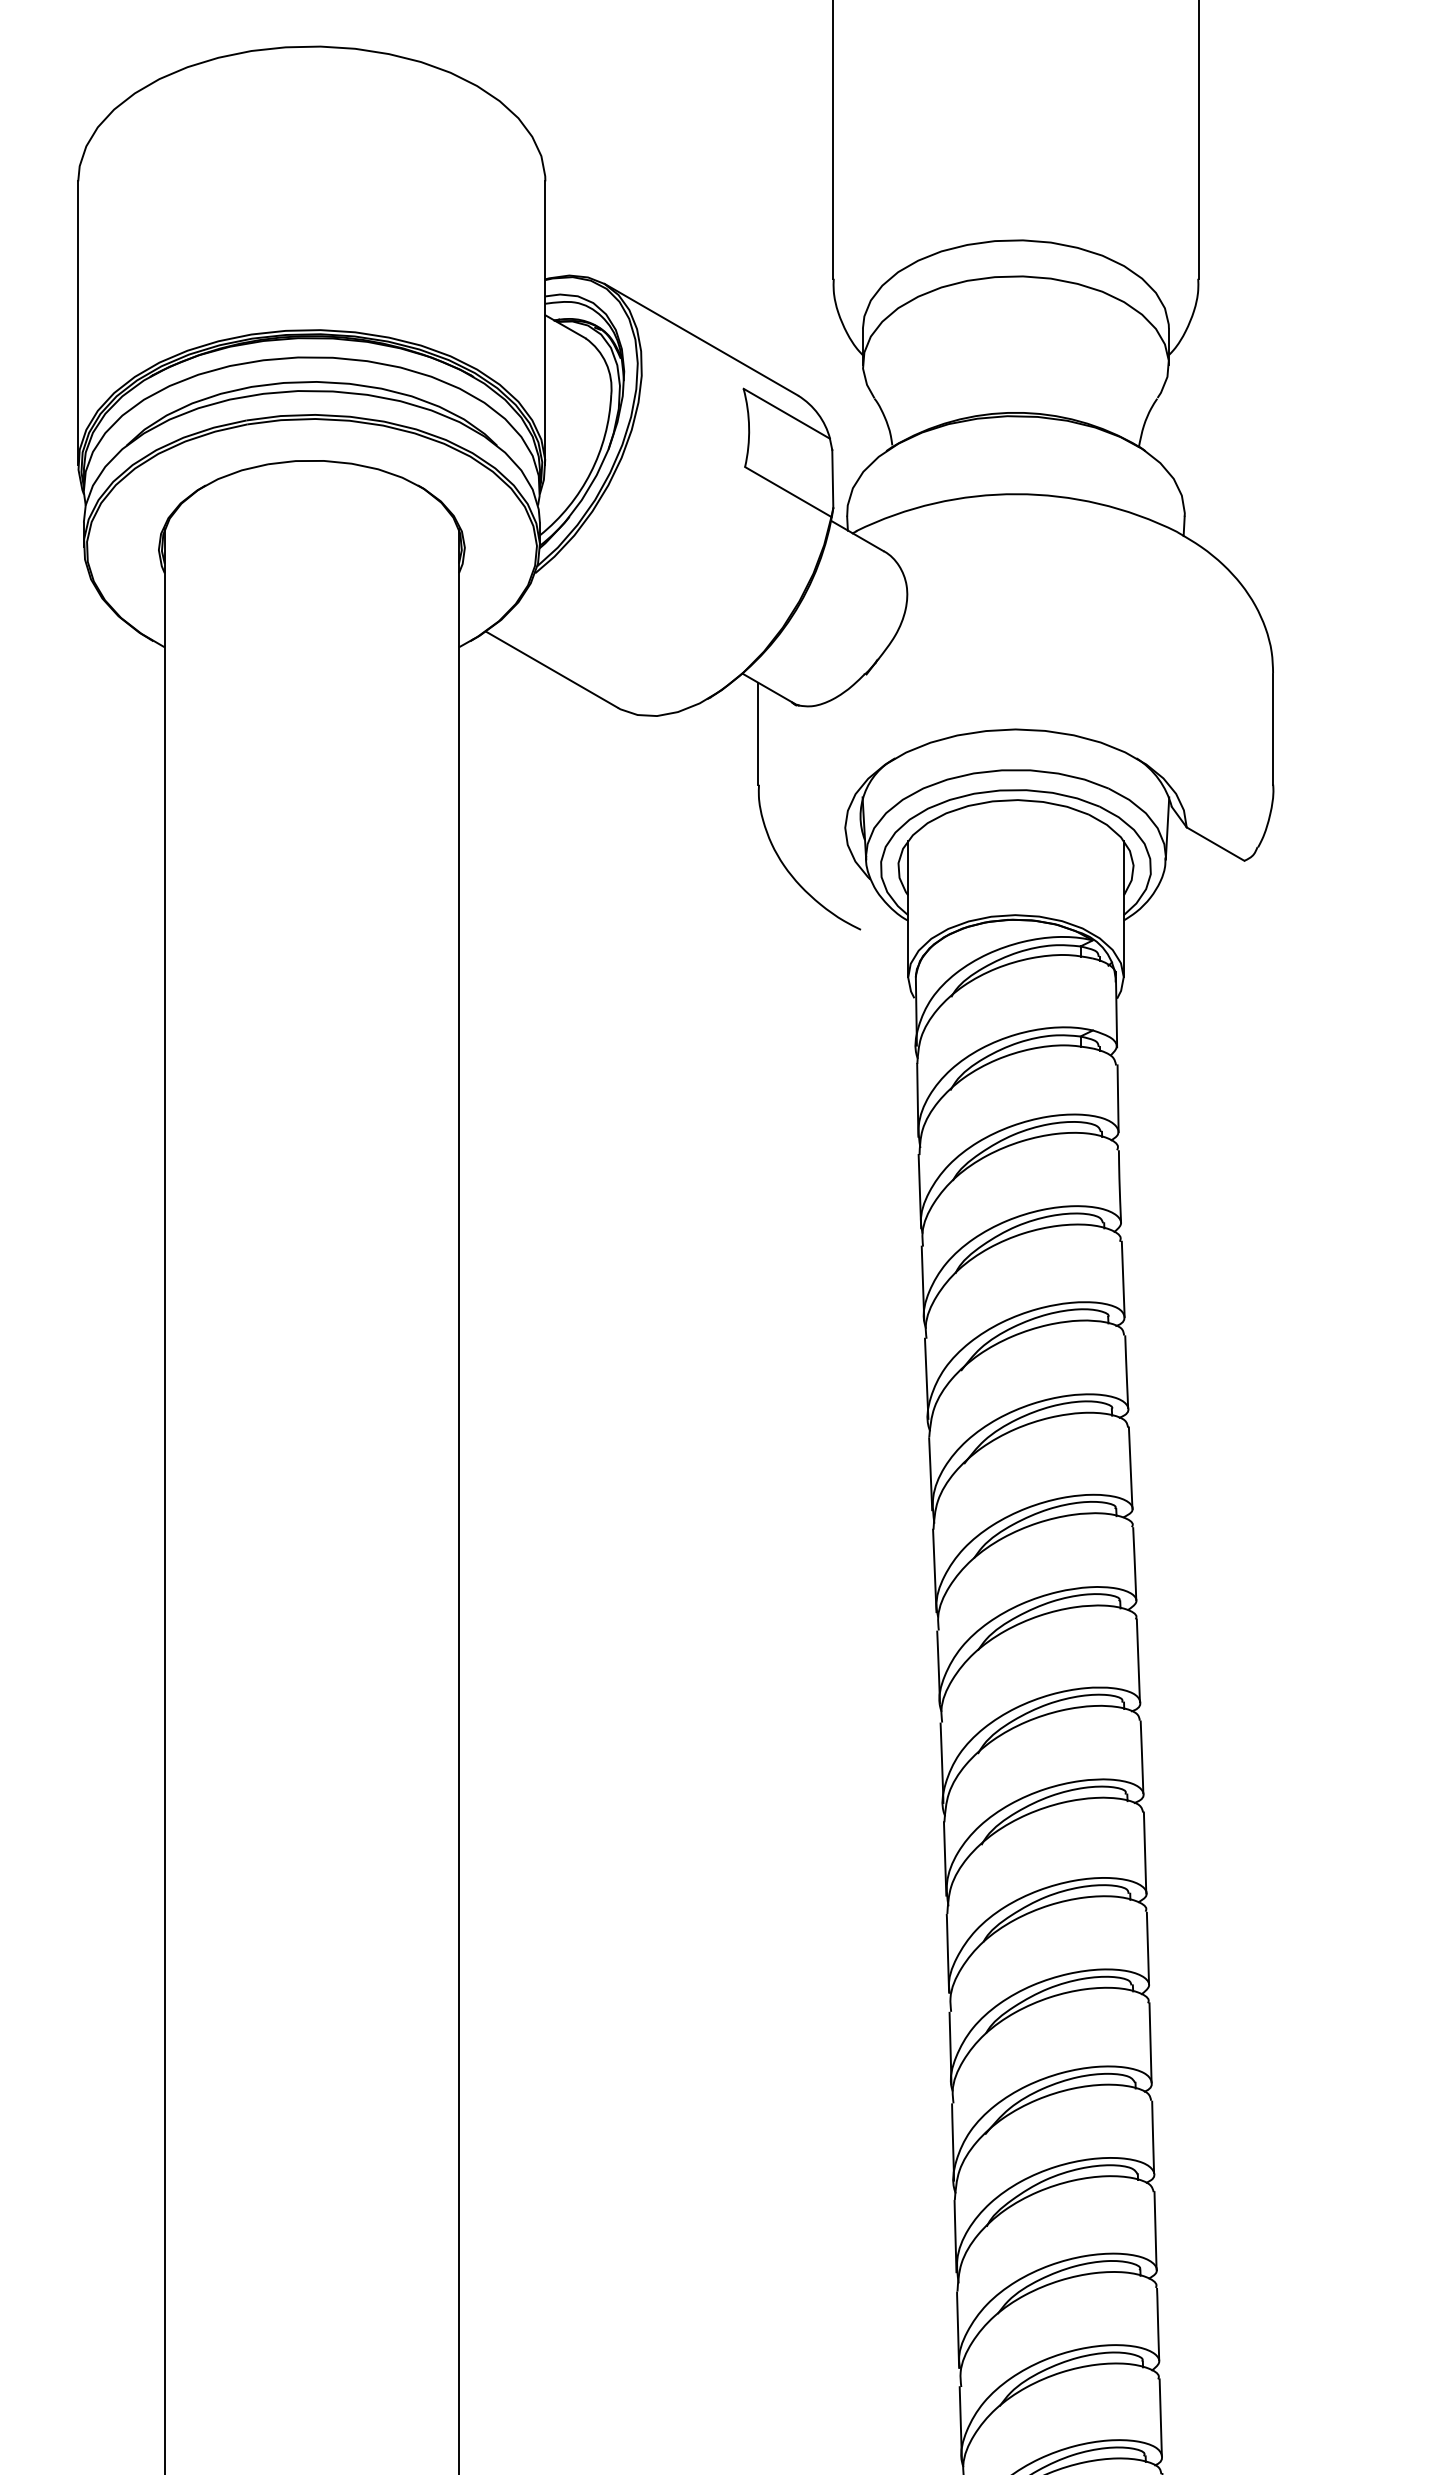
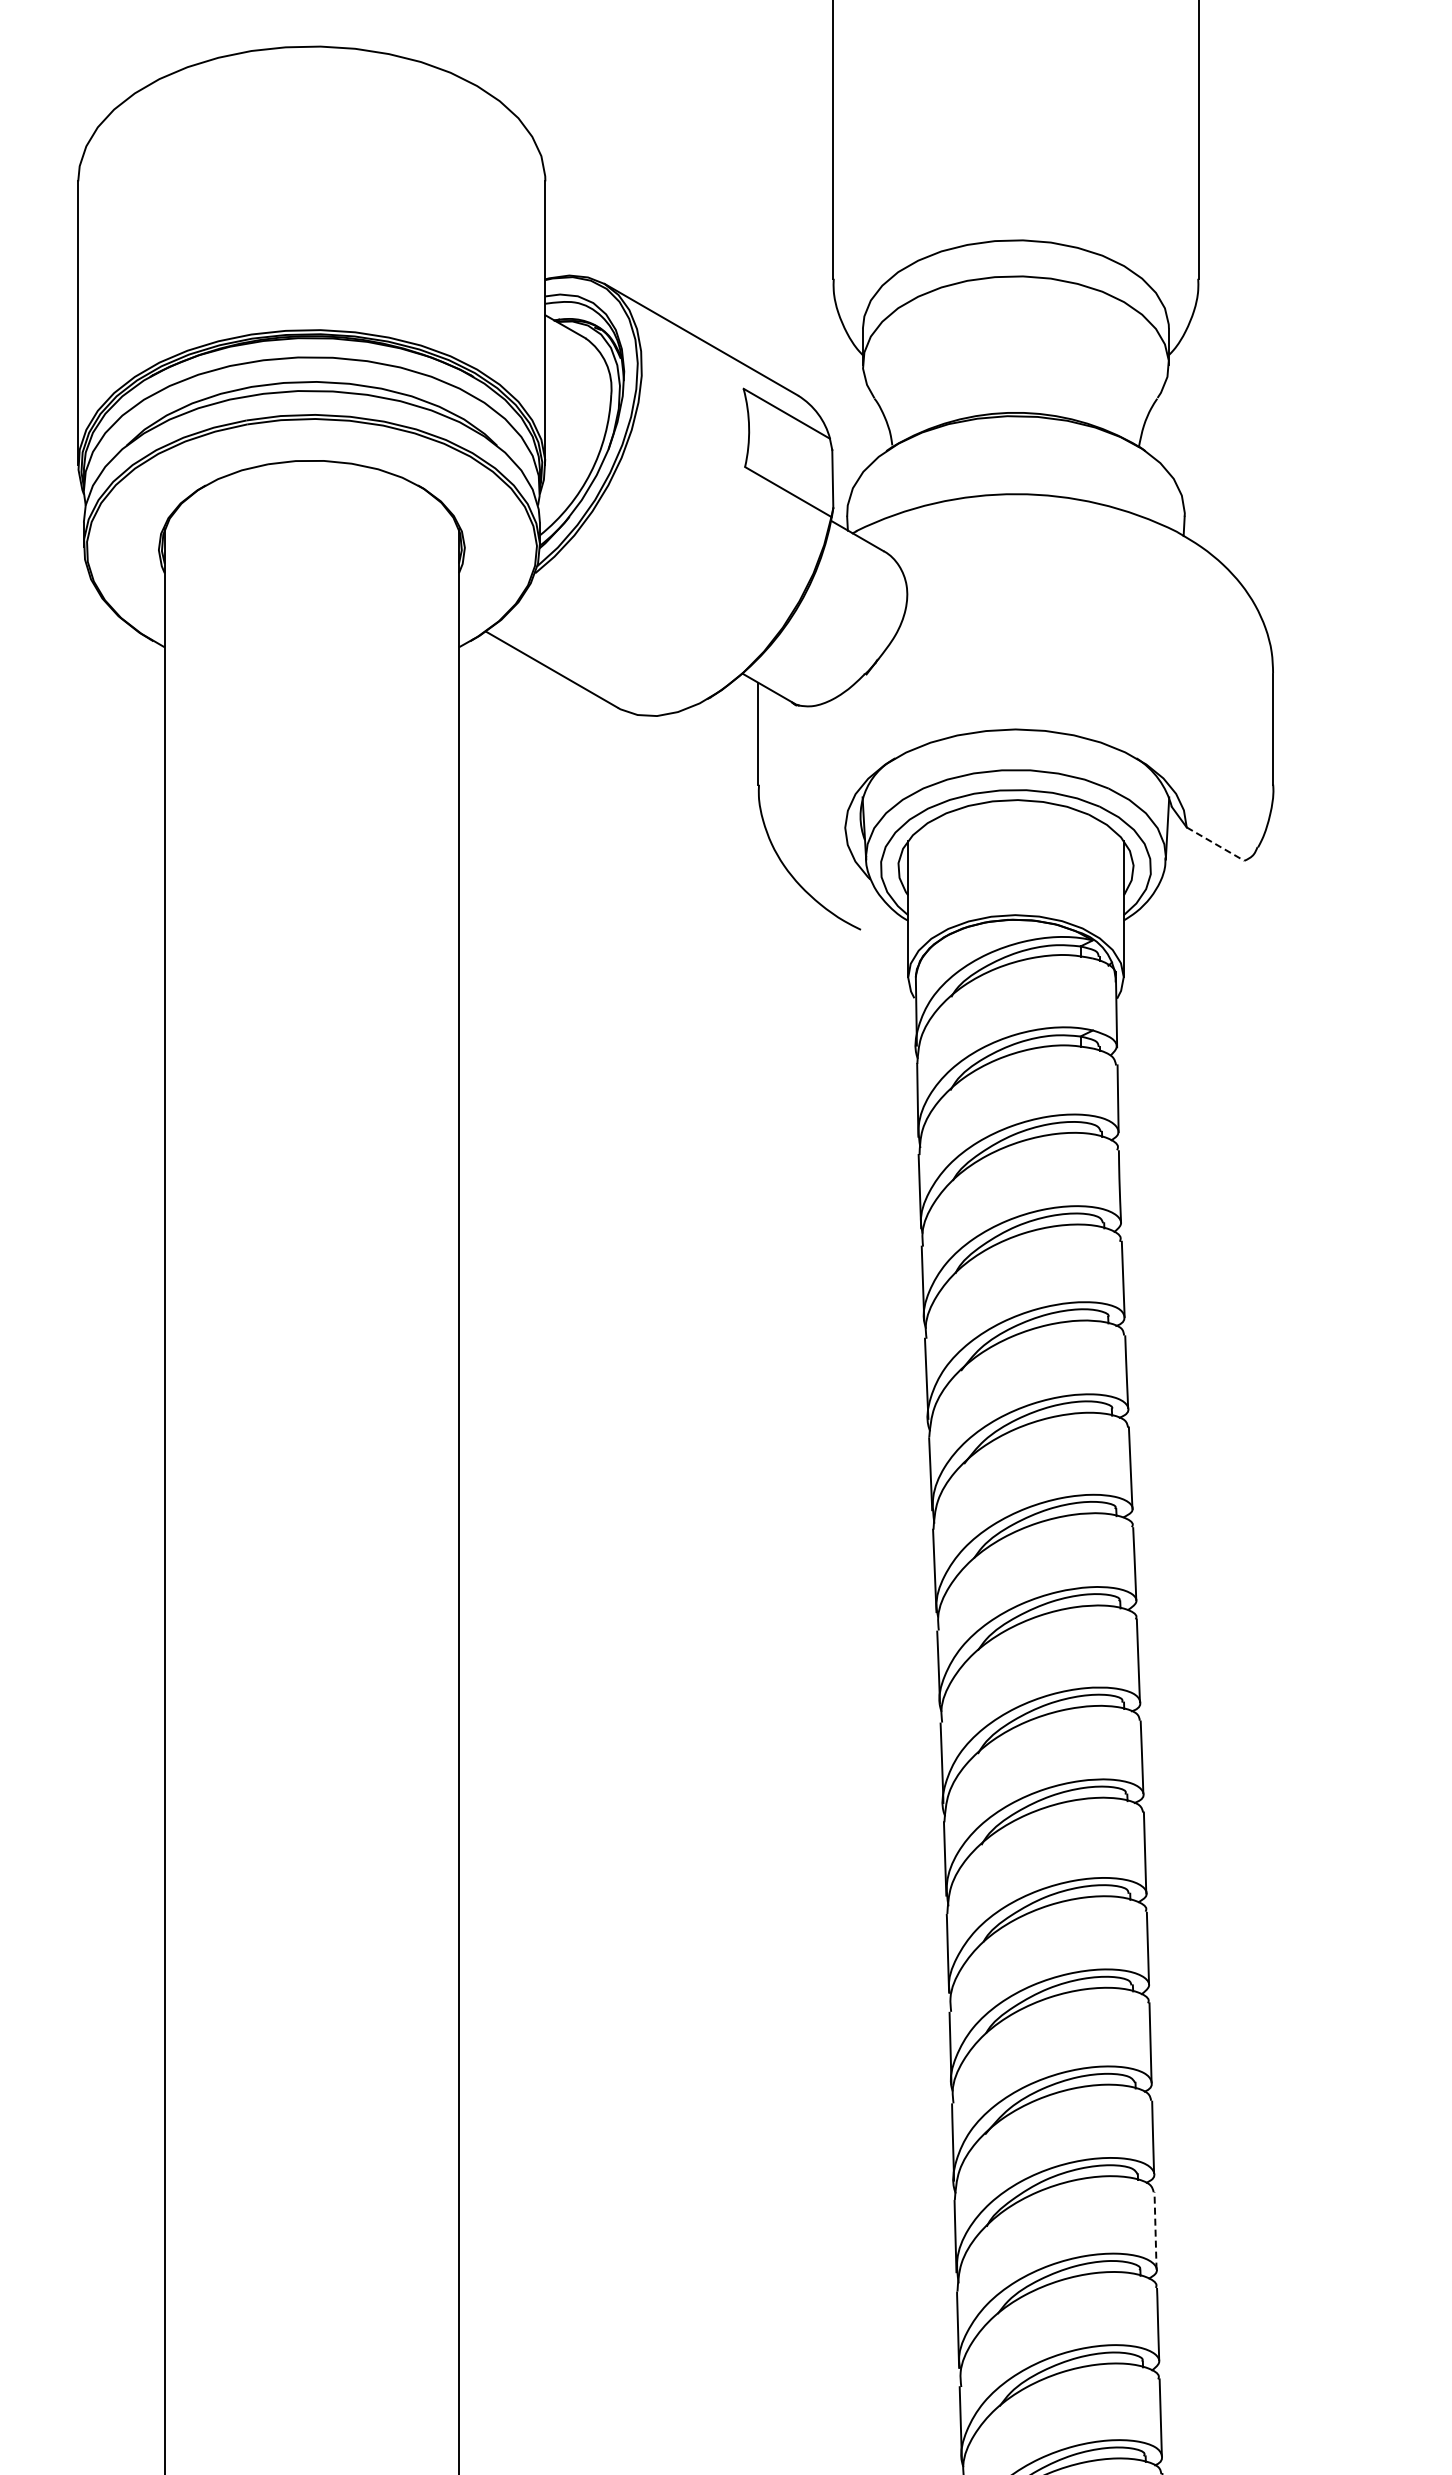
line: solid -> dashed (1216, 844)
line: solid -> dashed (1155, 2230)
